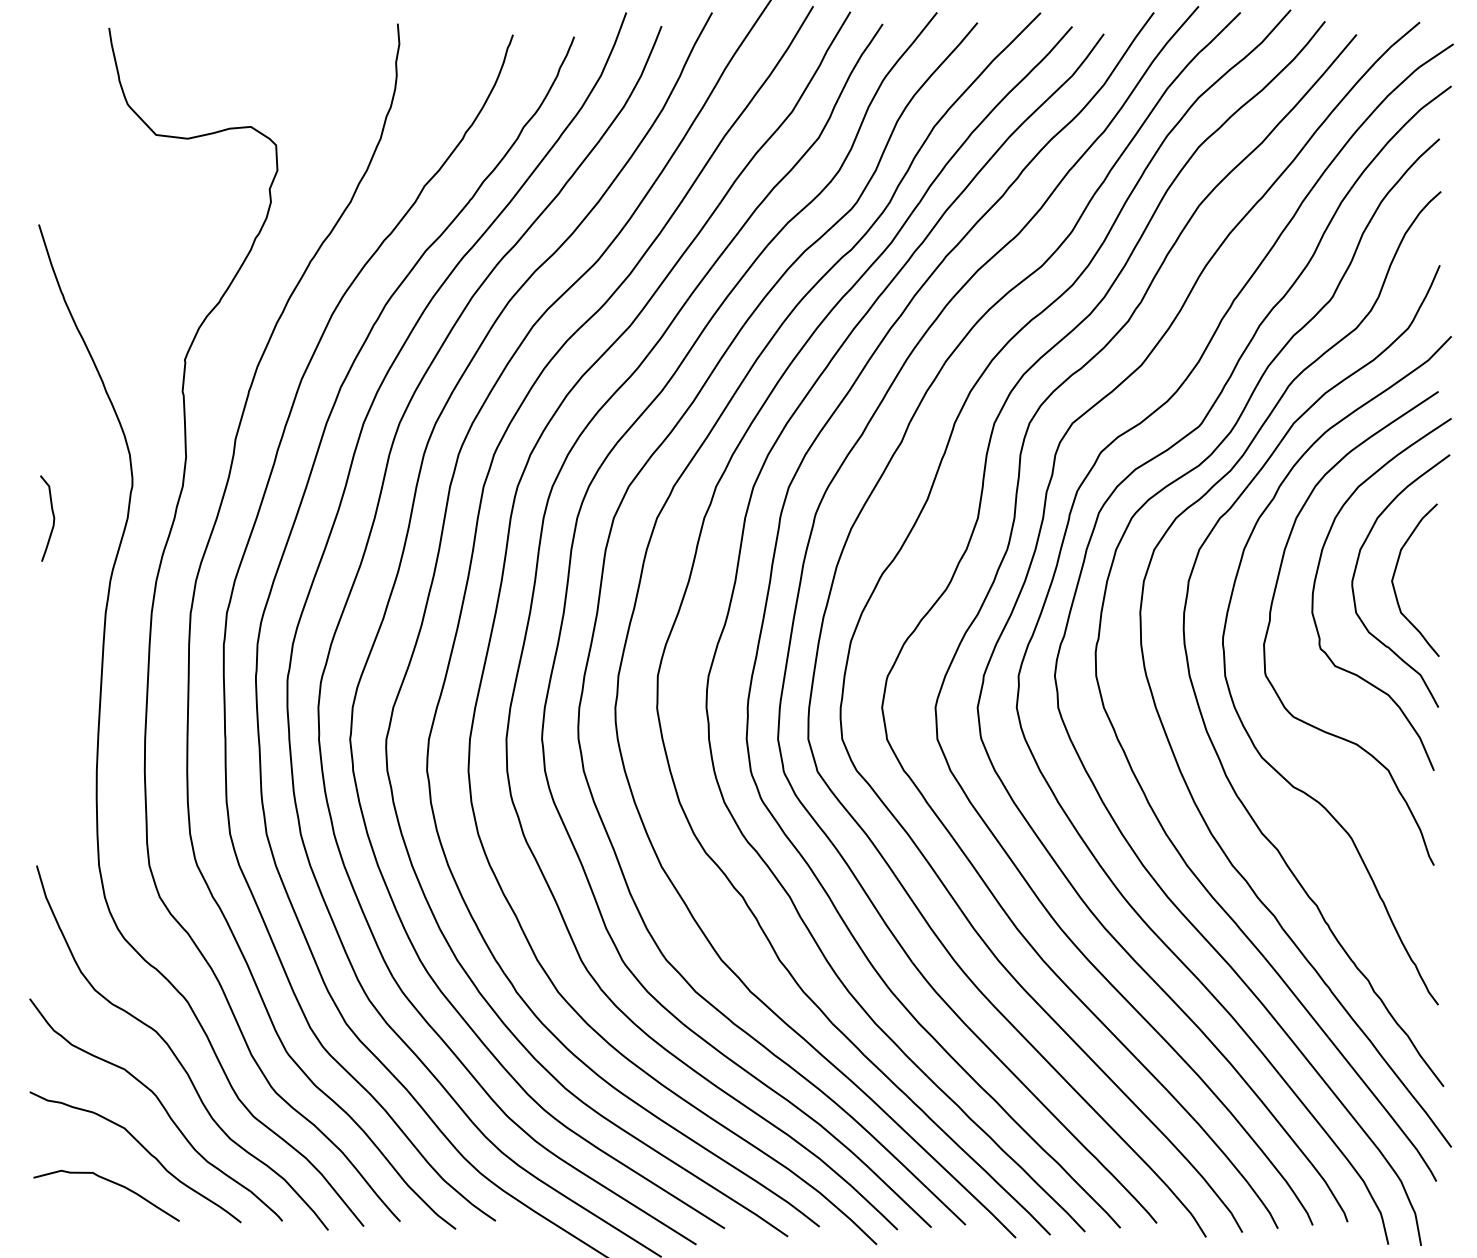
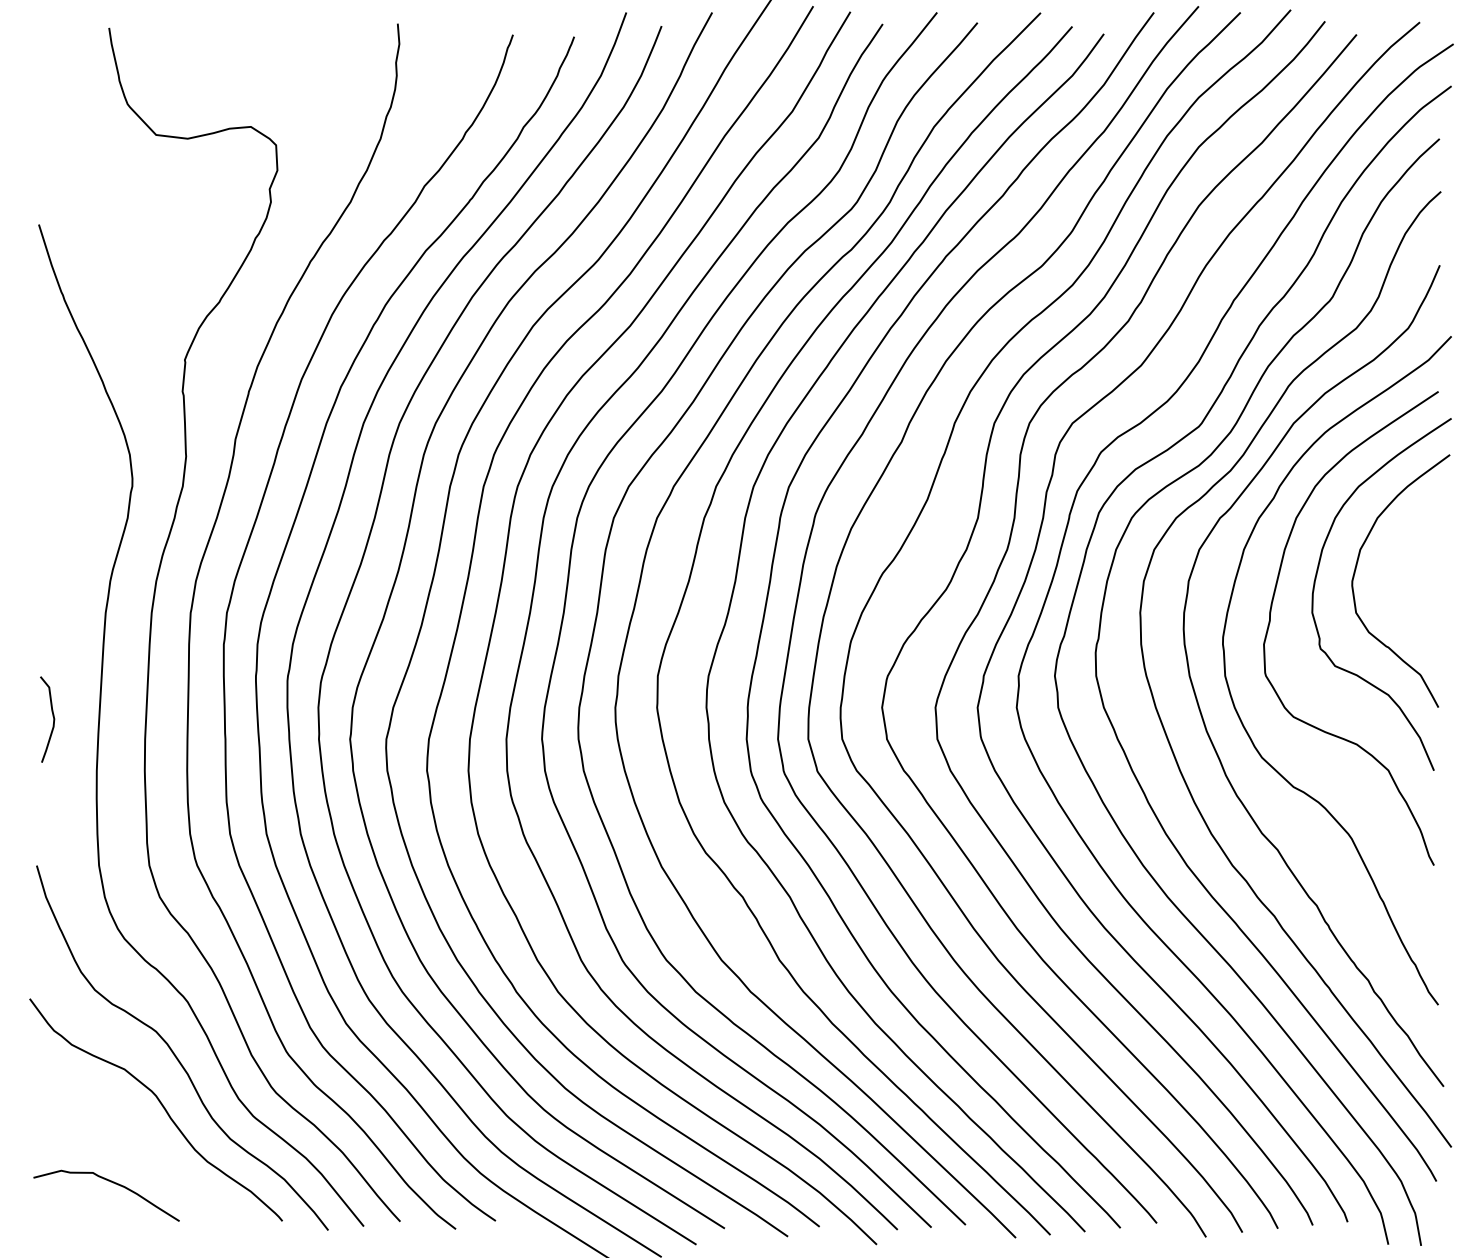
curve position: (52, 515) -> (52, 716) (52, 716)
curve: present -> none (1395, 573)
curve: present -> none (143, 1148)
